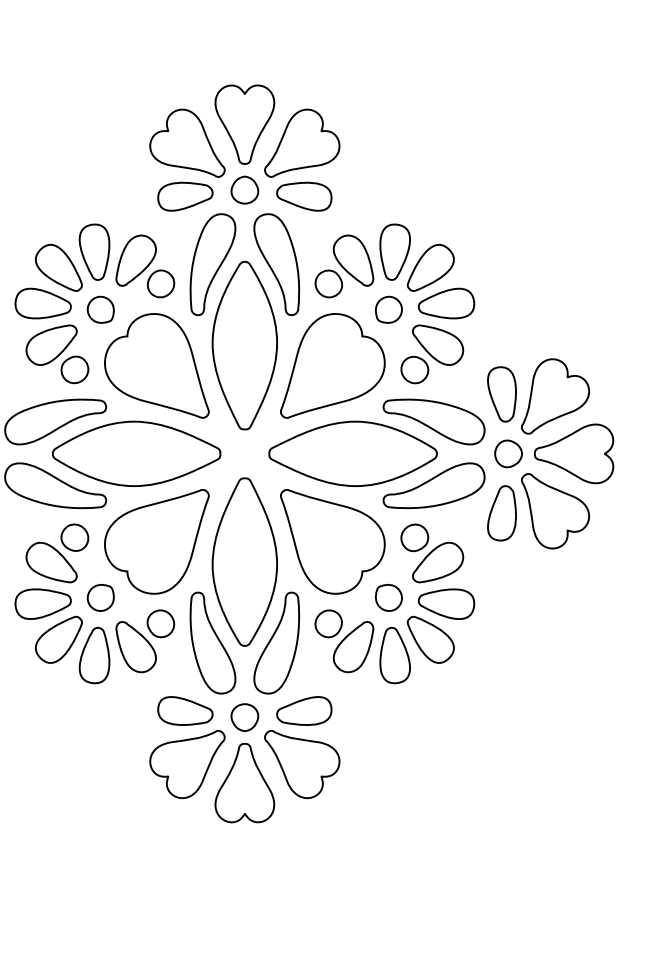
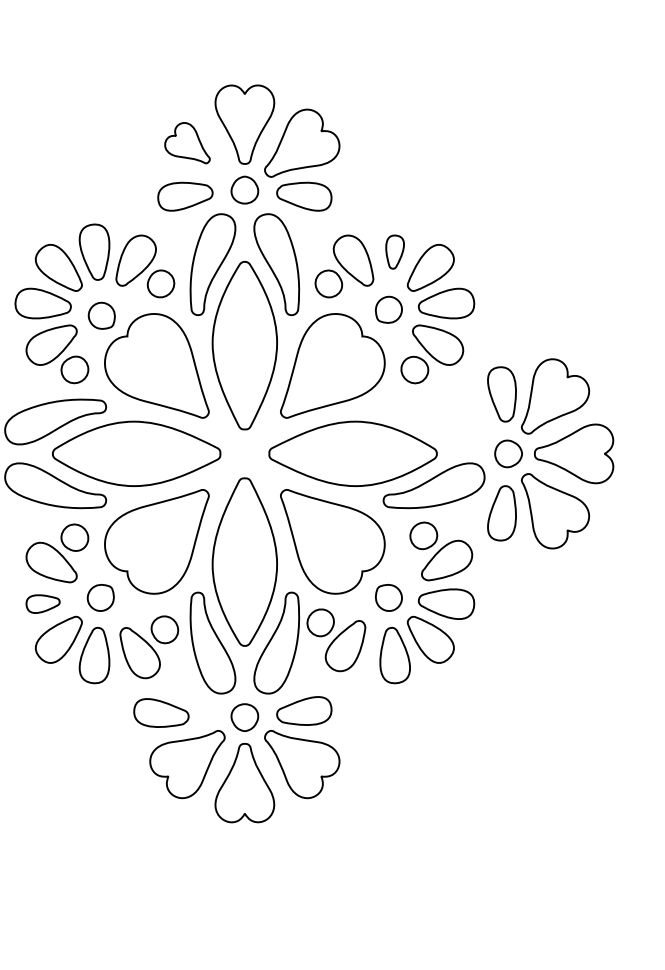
part size: 77x70 px -> 47x43 px (187, 143)
part size: 32x58 px -> 20x36 px (394, 251)
part position: (100, 309) -> (101, 315) (101, 315)
part: present -> none (433, 421)
part position: (432, 553) -> (441, 551) (441, 551)
part size: 58x32 px -> 36x20 px (42, 603)
part position: (145, 641) -> (149, 647) (149, 647)
part position: (344, 641) -> (336, 640) (336, 640)
part position: (185, 710) -> (161, 712) (161, 712)
